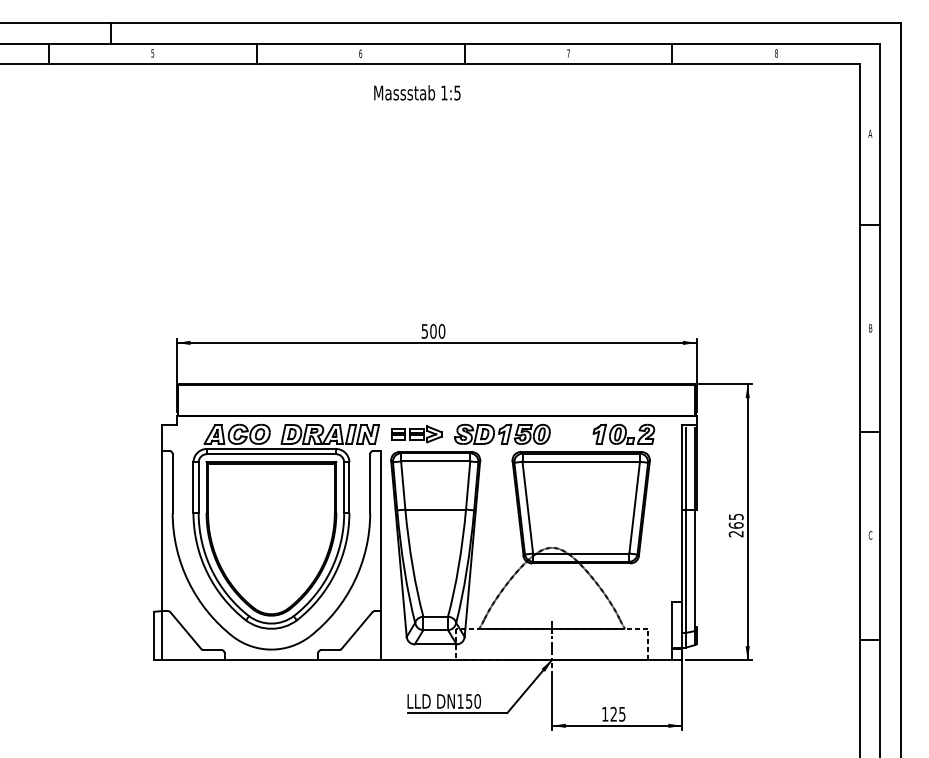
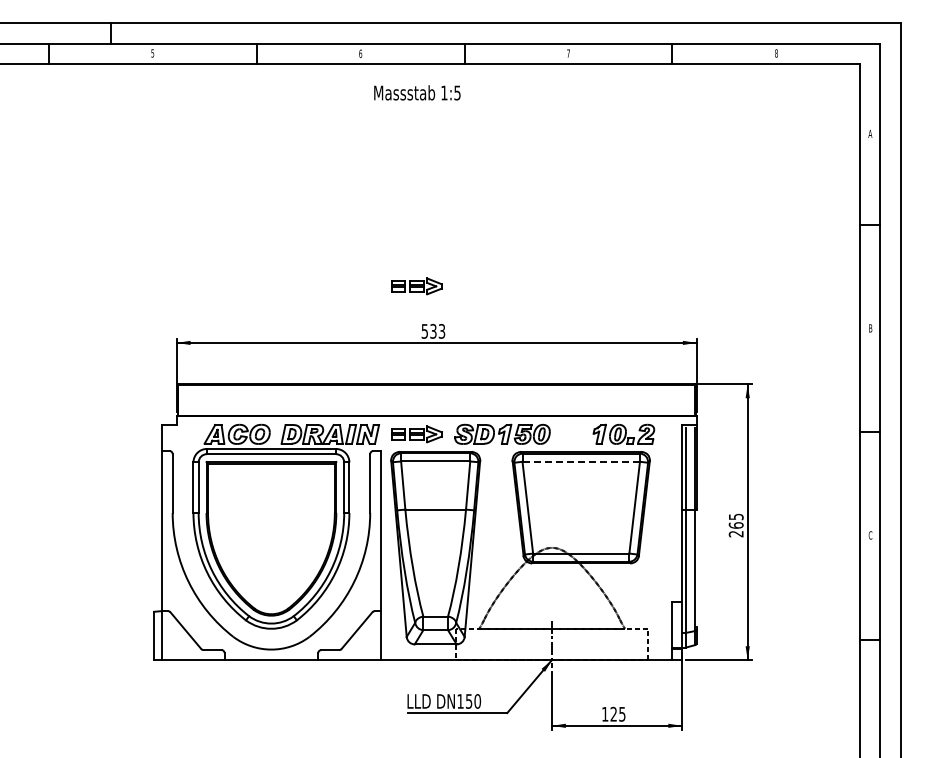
part: none -> present (416, 286)
text: 500 -> 533 (437, 331)
line: solid -> dashed (581, 461)
